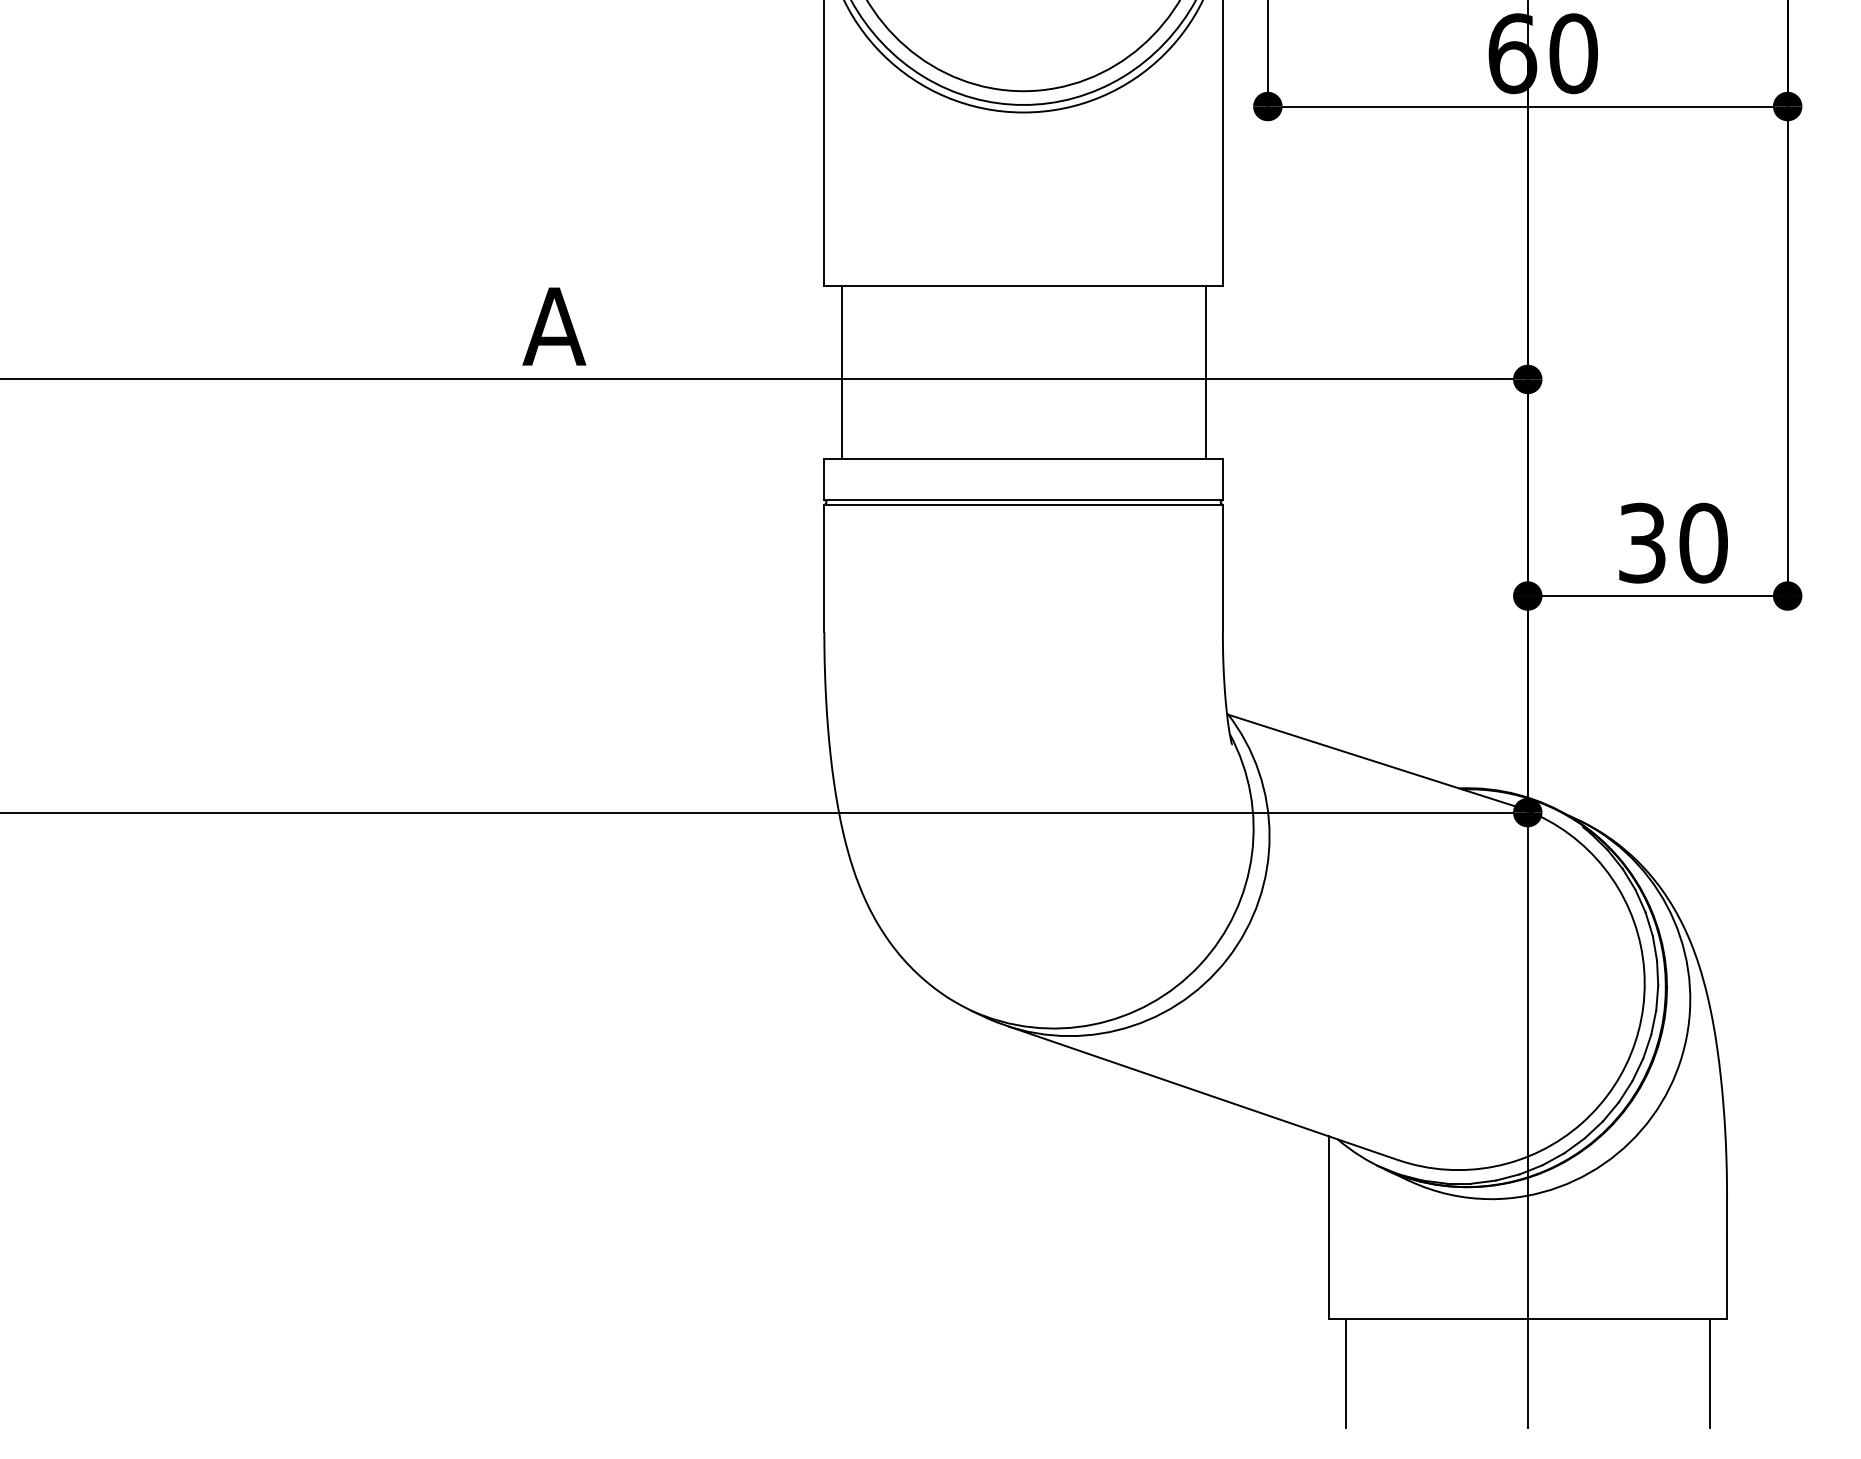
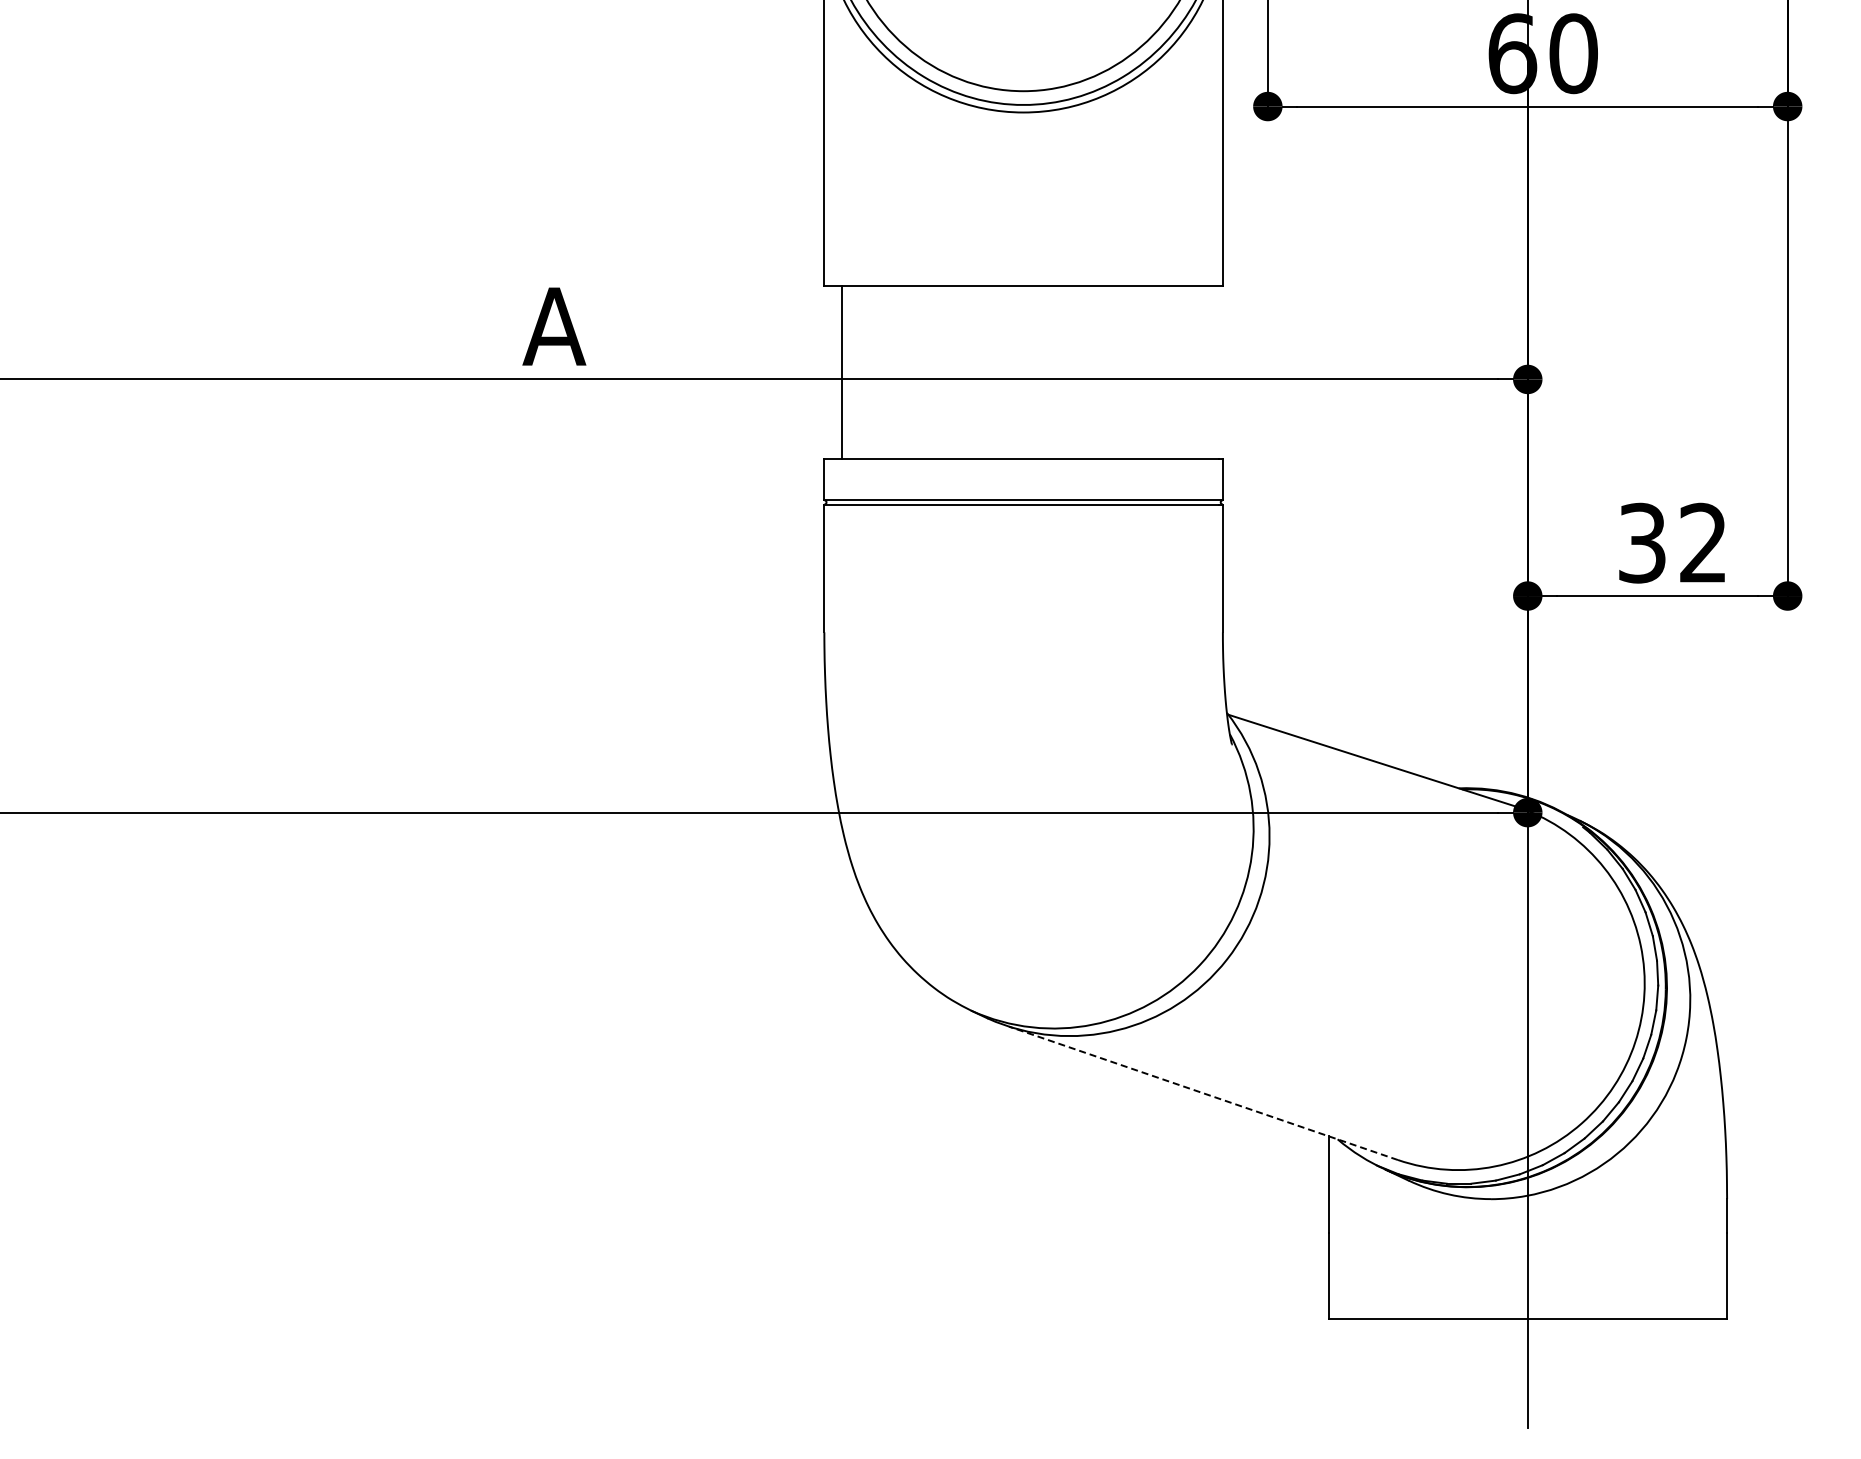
line: present -> none (1205, 372)
text: 30 -> 32 (1703, 542)
line: solid -> dashed (1203, 1093)
line: present -> none (1345, 1373)
line: present -> none (1709, 1373)
